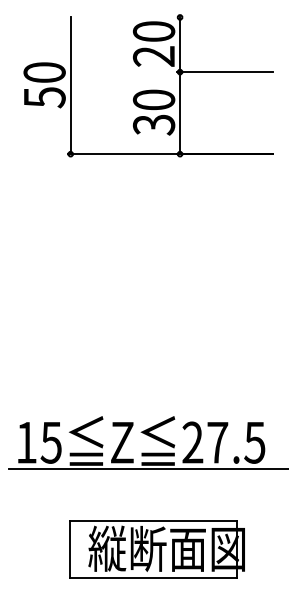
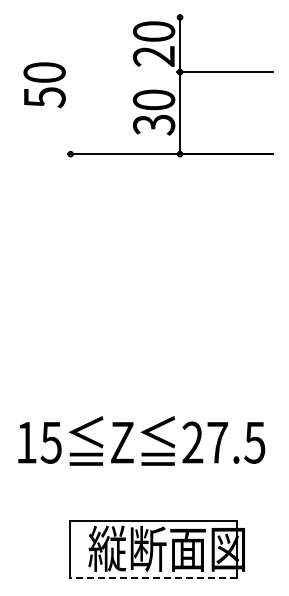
line: present -> none (70, 85)
line: present -> none (146, 468)
line: solid -> dashed (153, 578)
